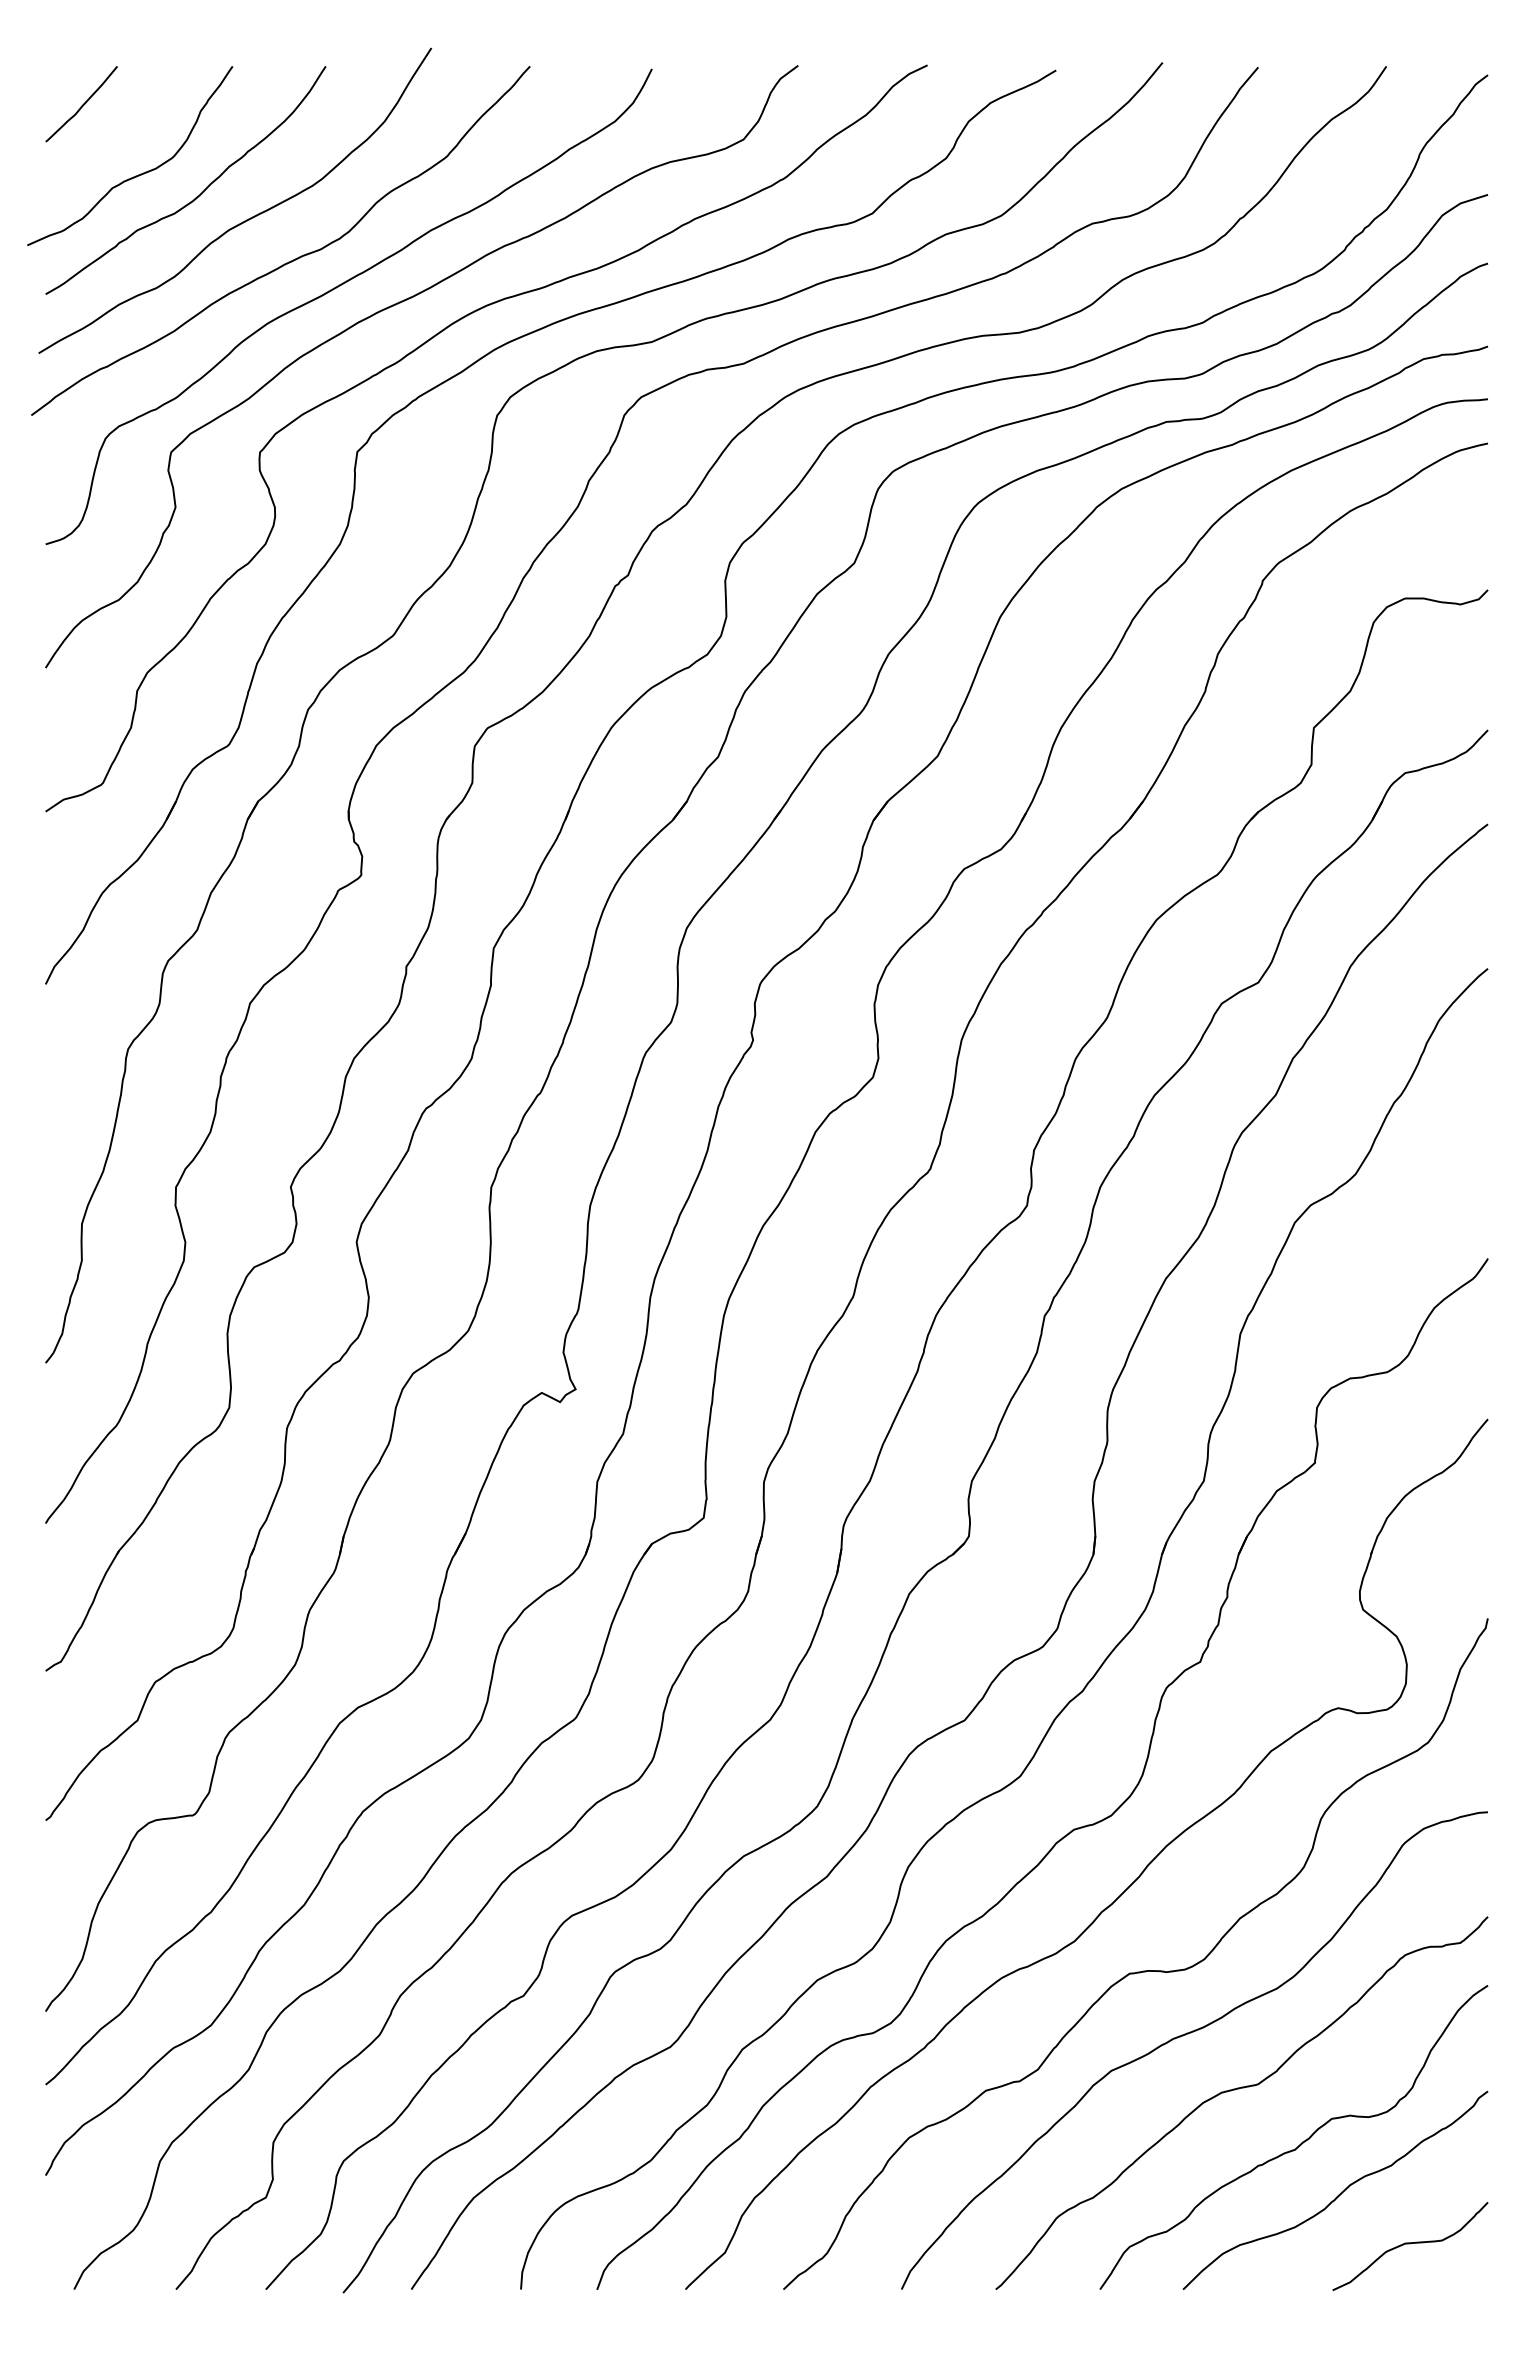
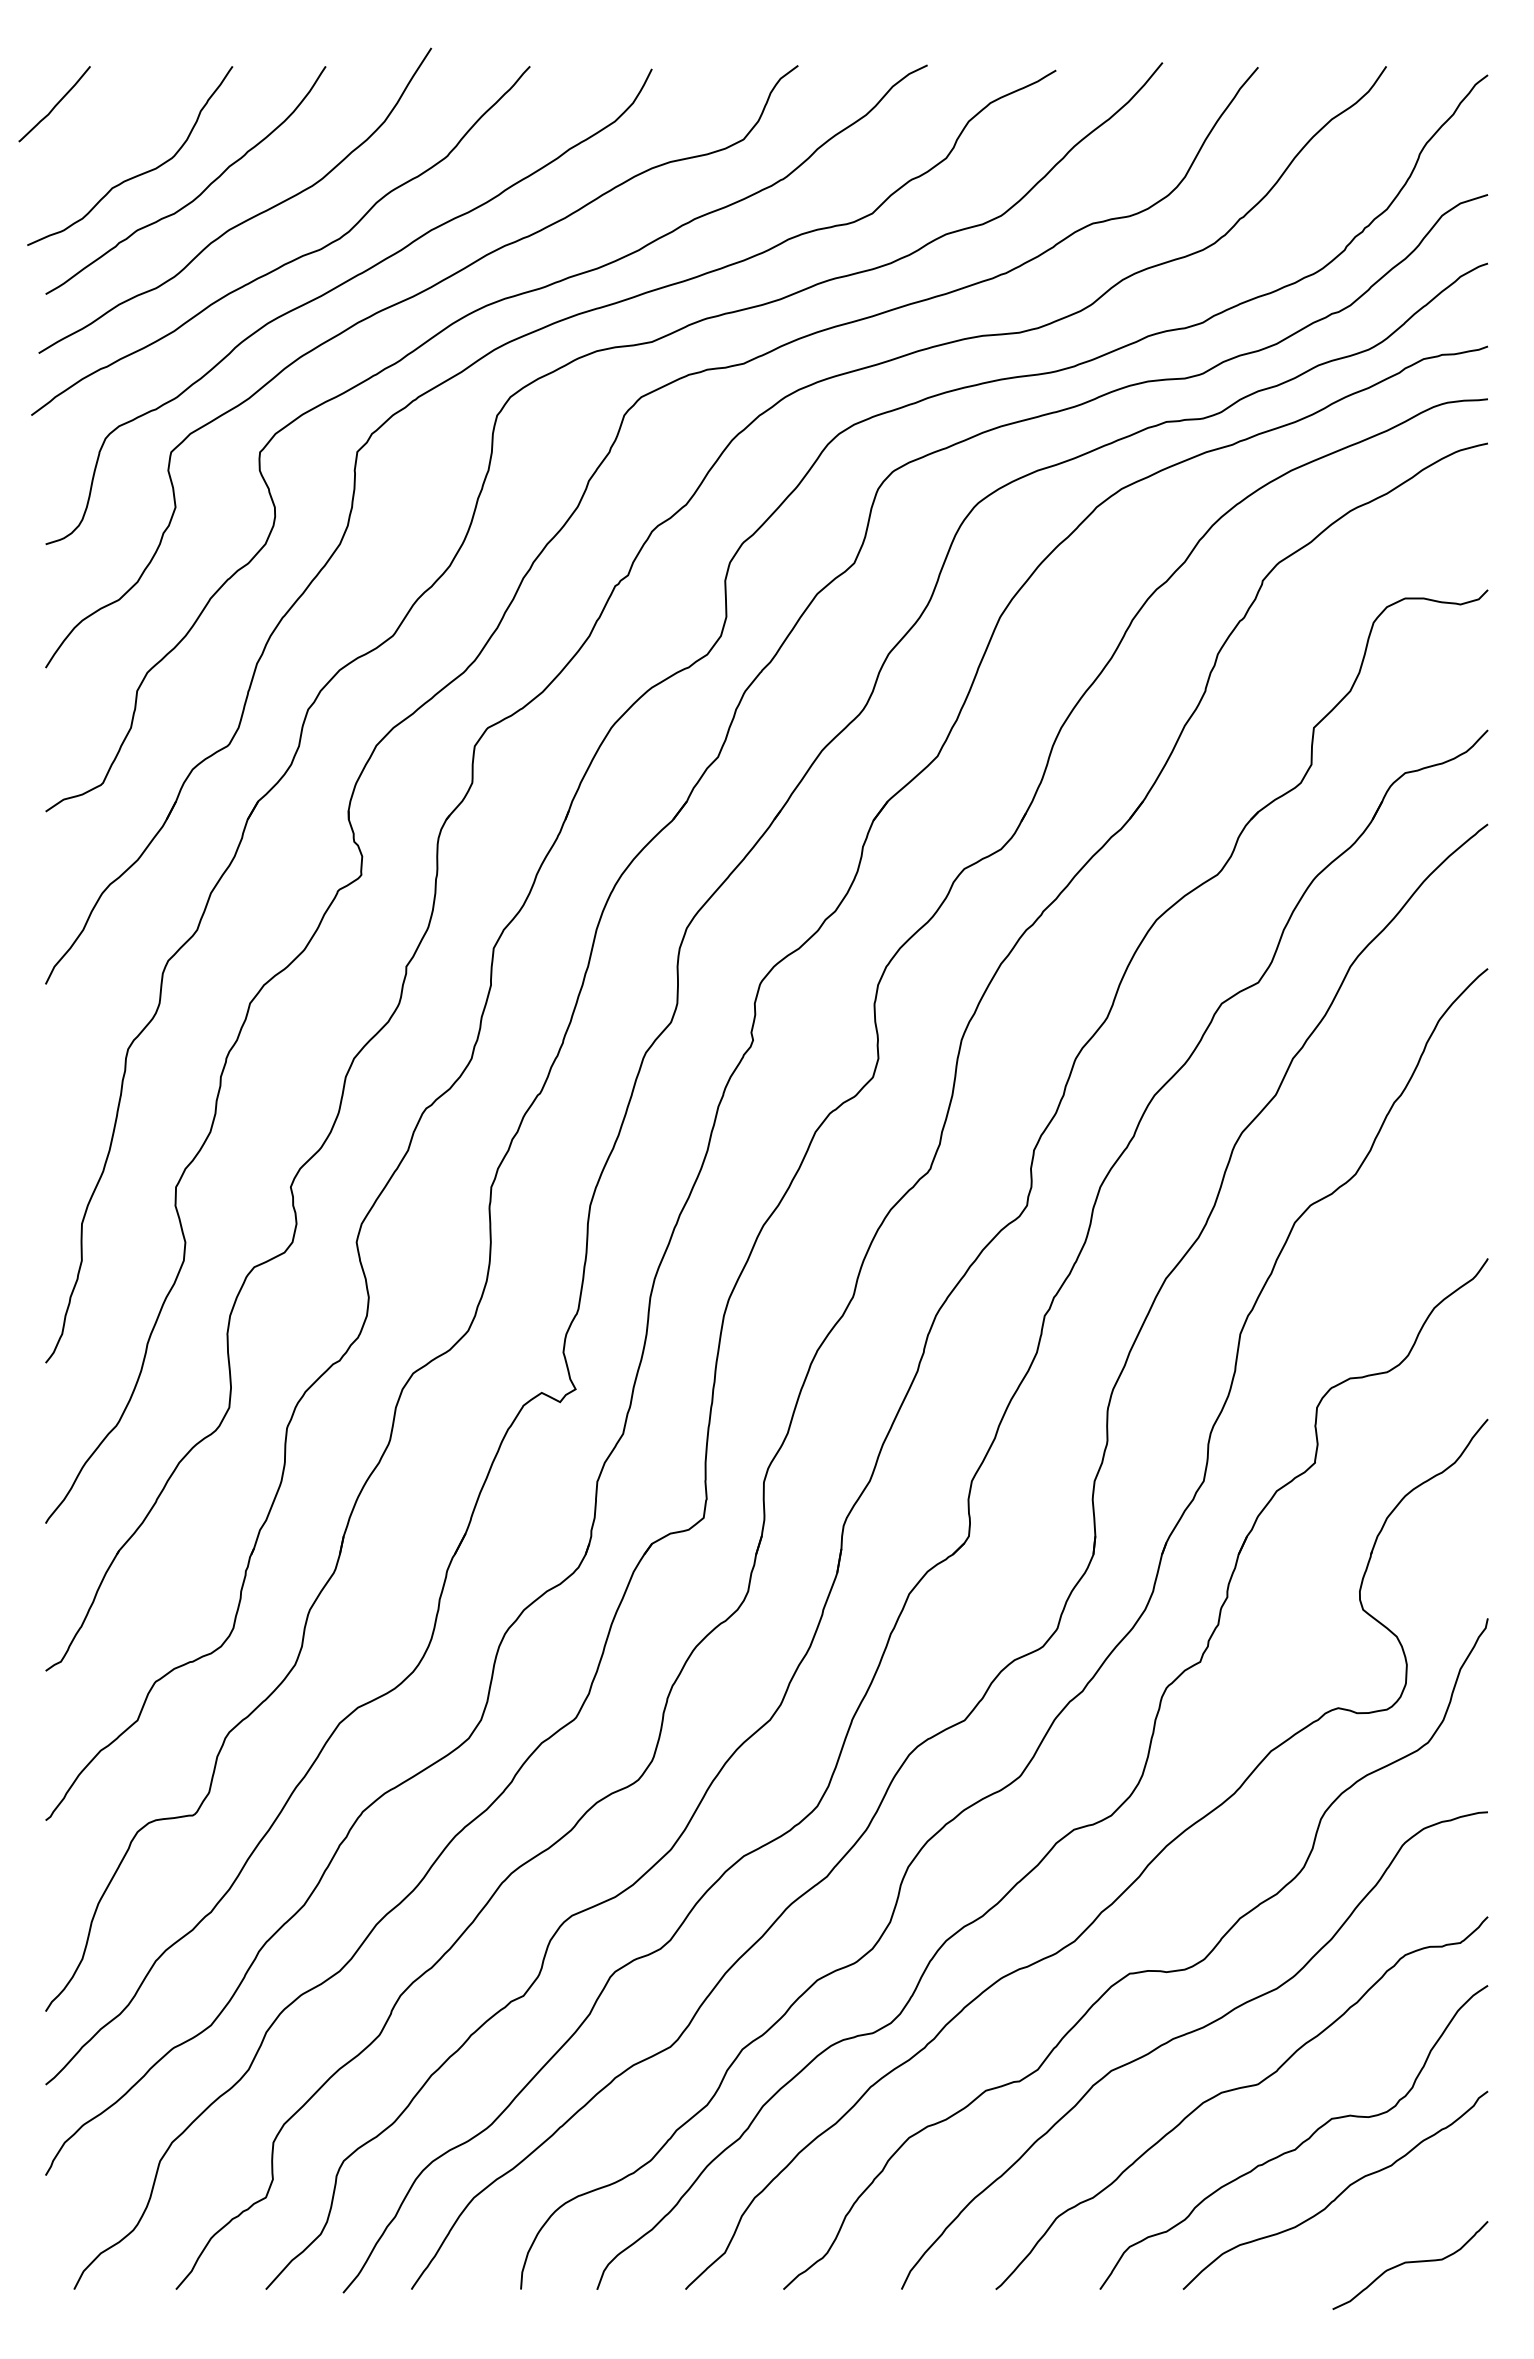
curve position: (82, 104) -> (55, 104) (55, 104)
curve position: (1410, 2244) -> (1410, 2263) (1410, 2263)
